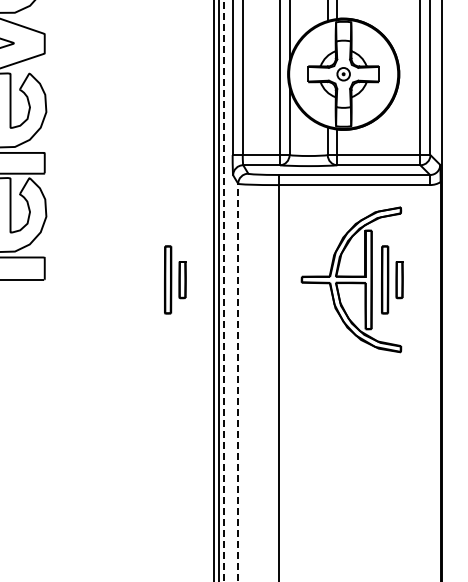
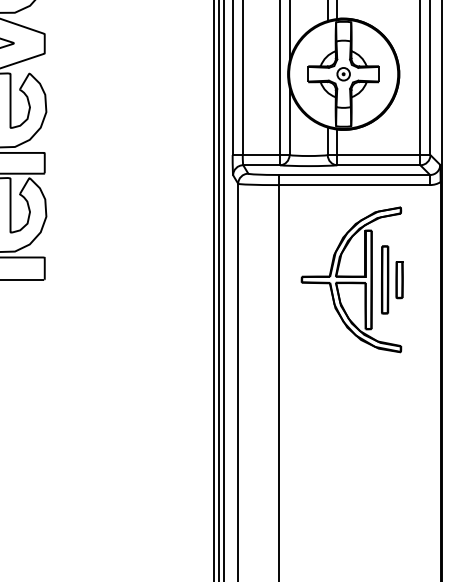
part: present -> none (175, 279)
line: dashed -> solid (223, 290)
line: dashed -> solid (238, 382)
